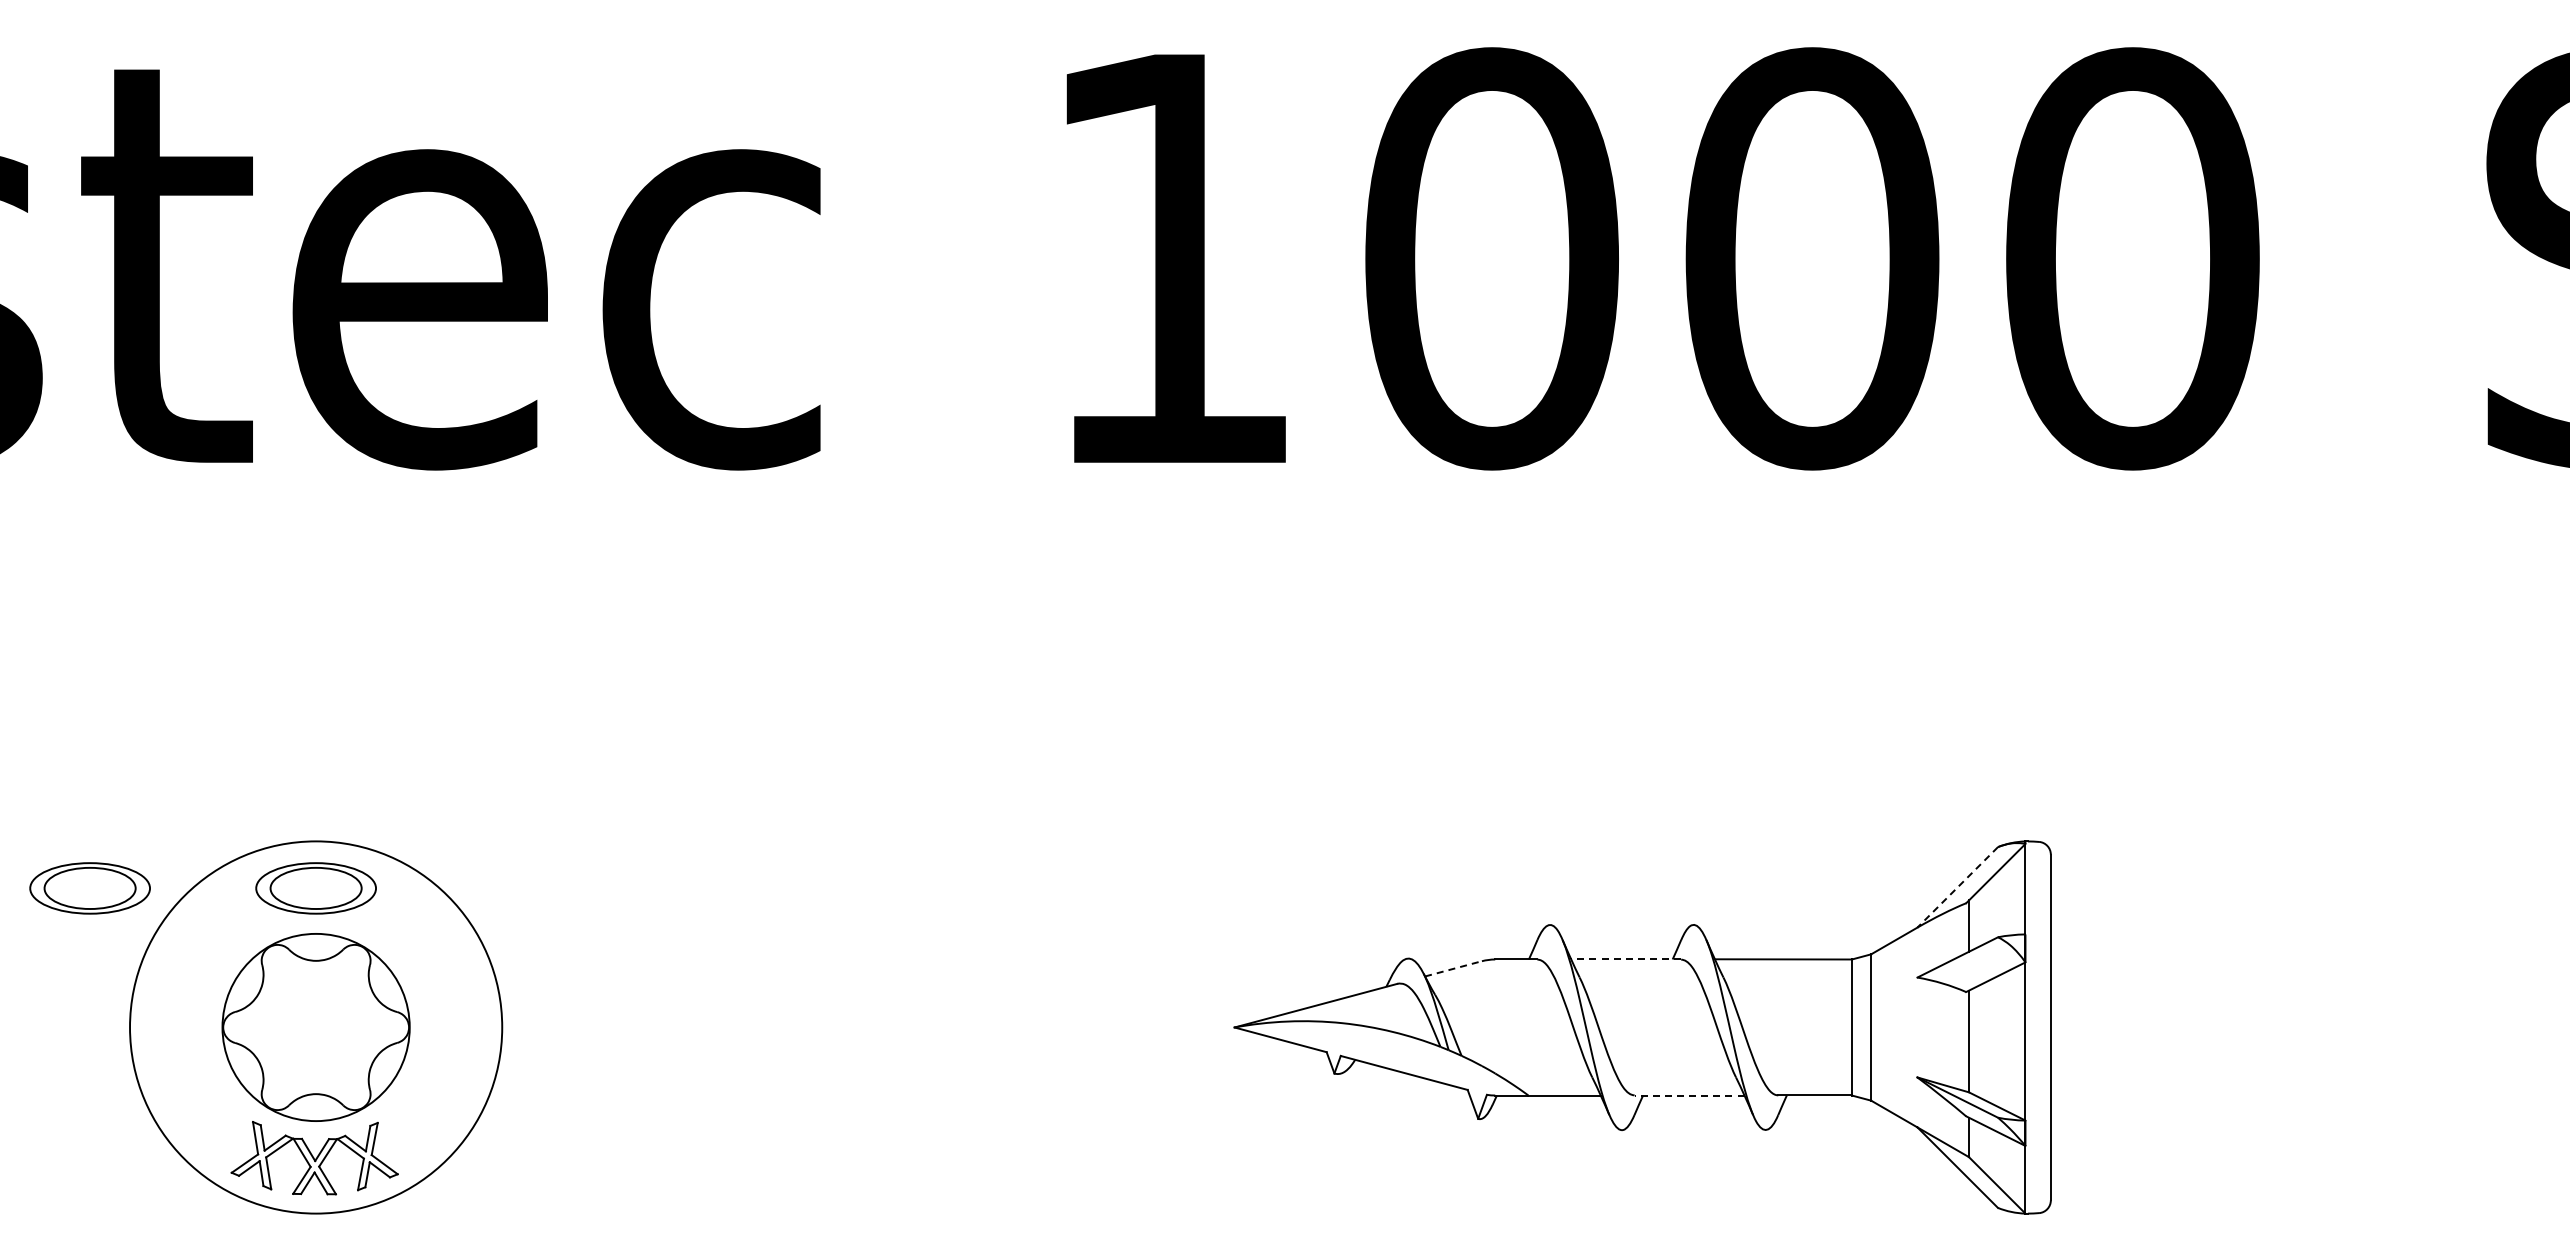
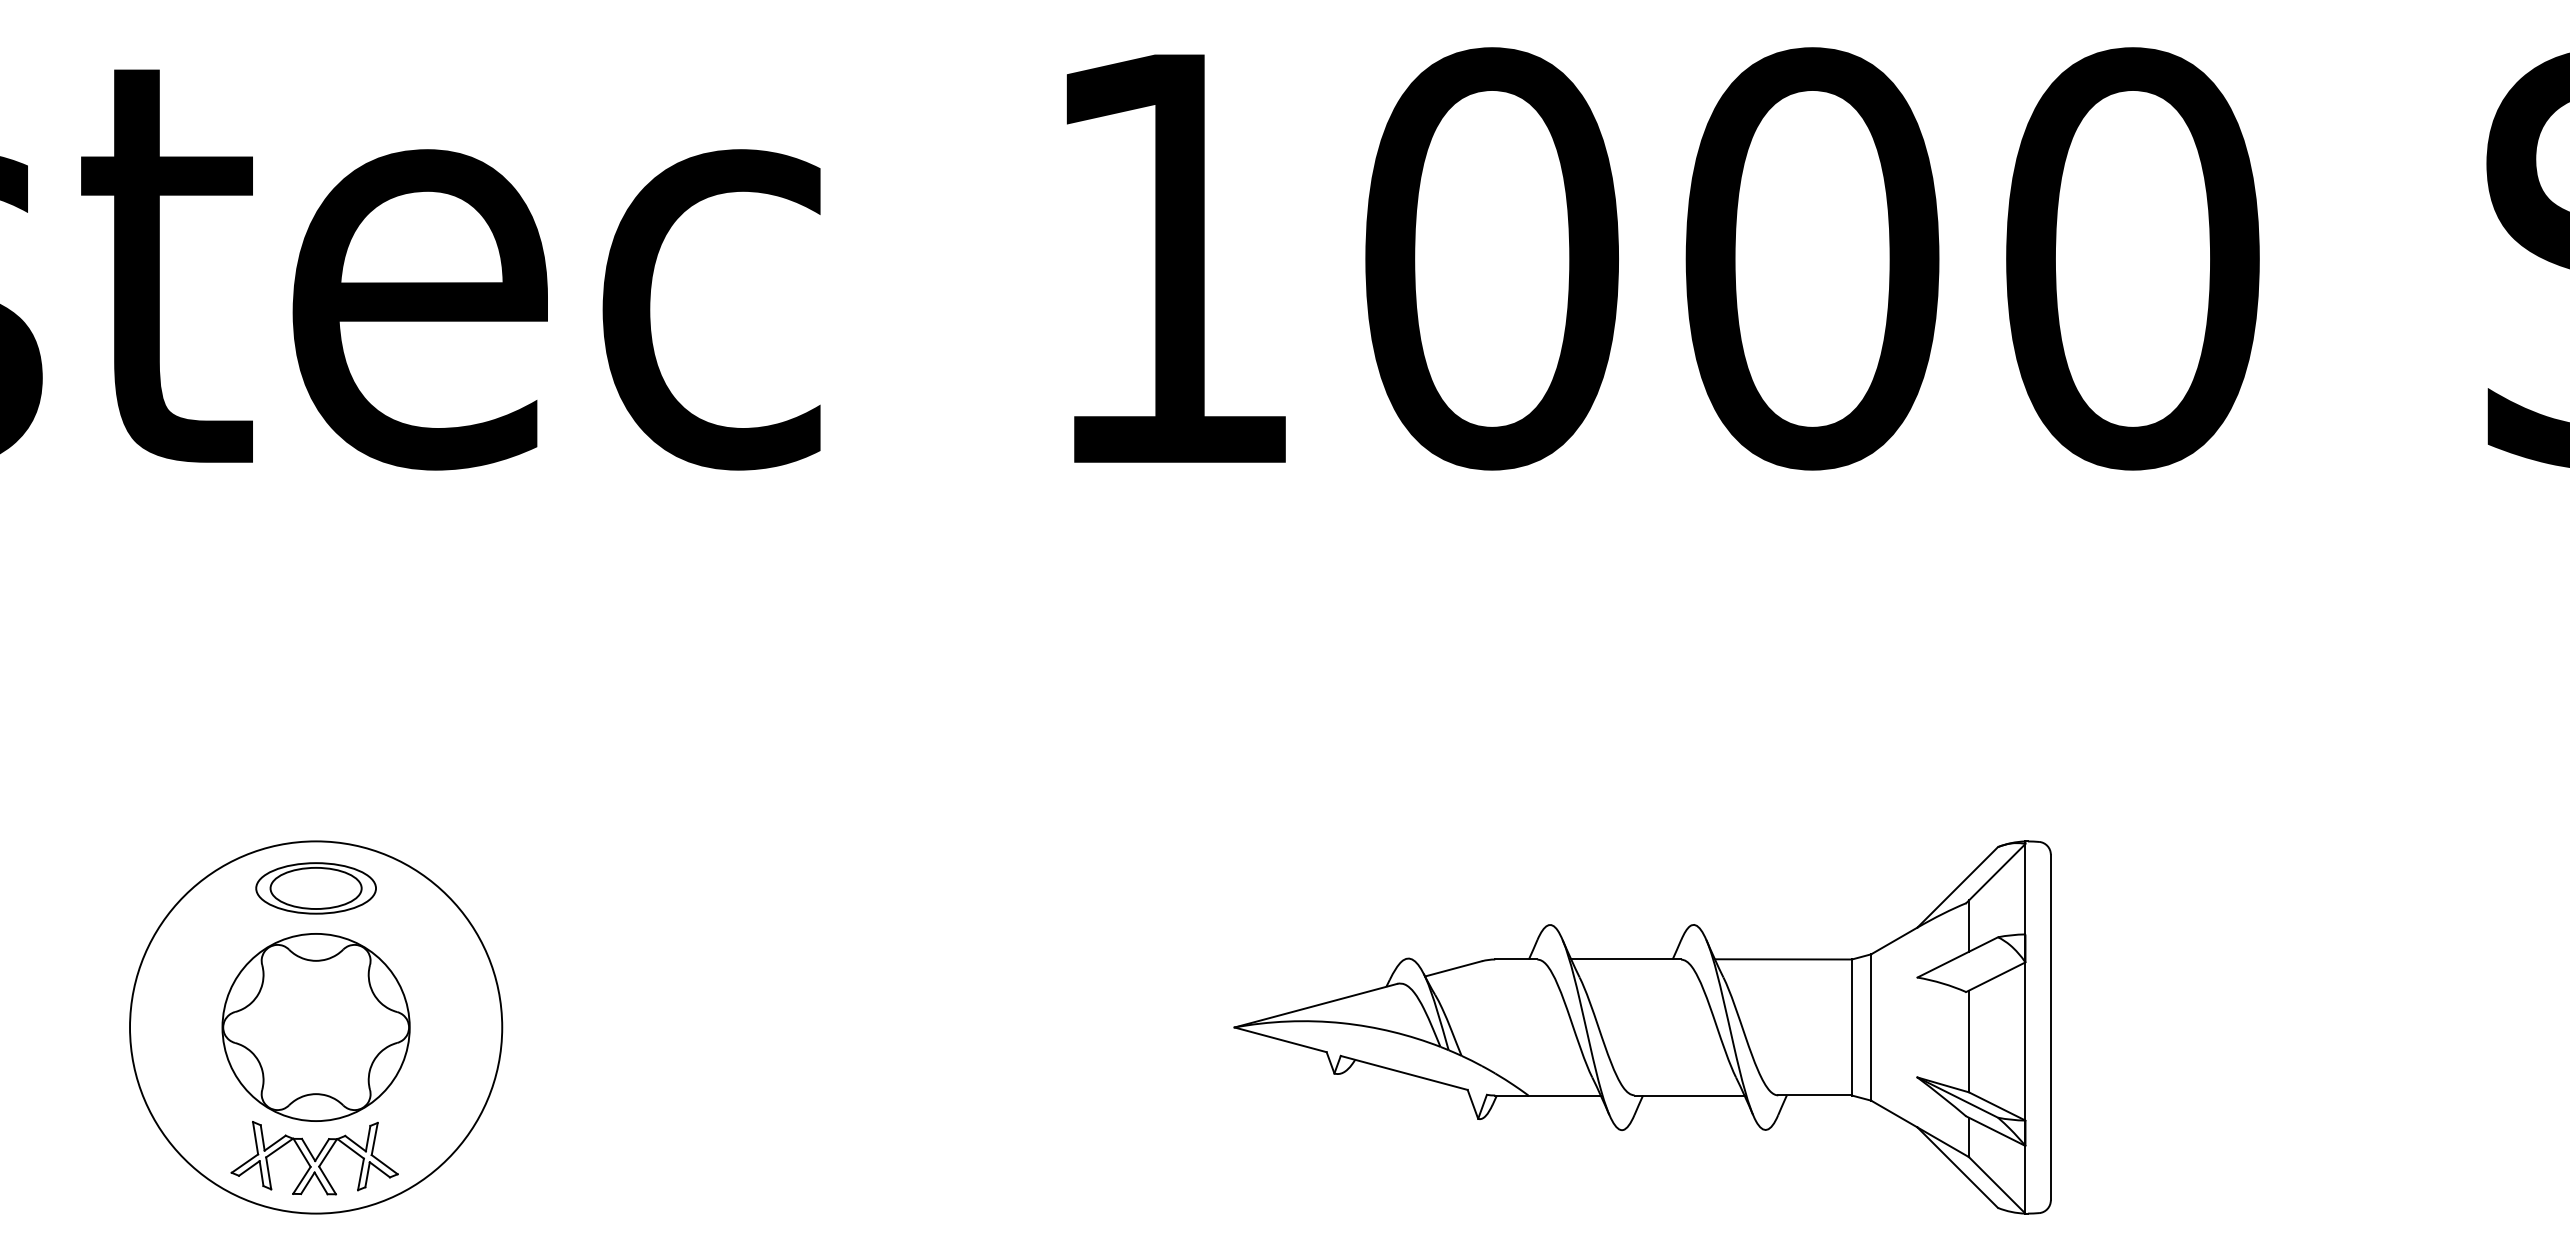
line: dashed -> solid (1957, 887)
part: present -> none (89, 888)
line: dashed -> solid (1626, 959)
line: dashed -> solid (1453, 968)
line: dashed -> solid (1689, 1095)
